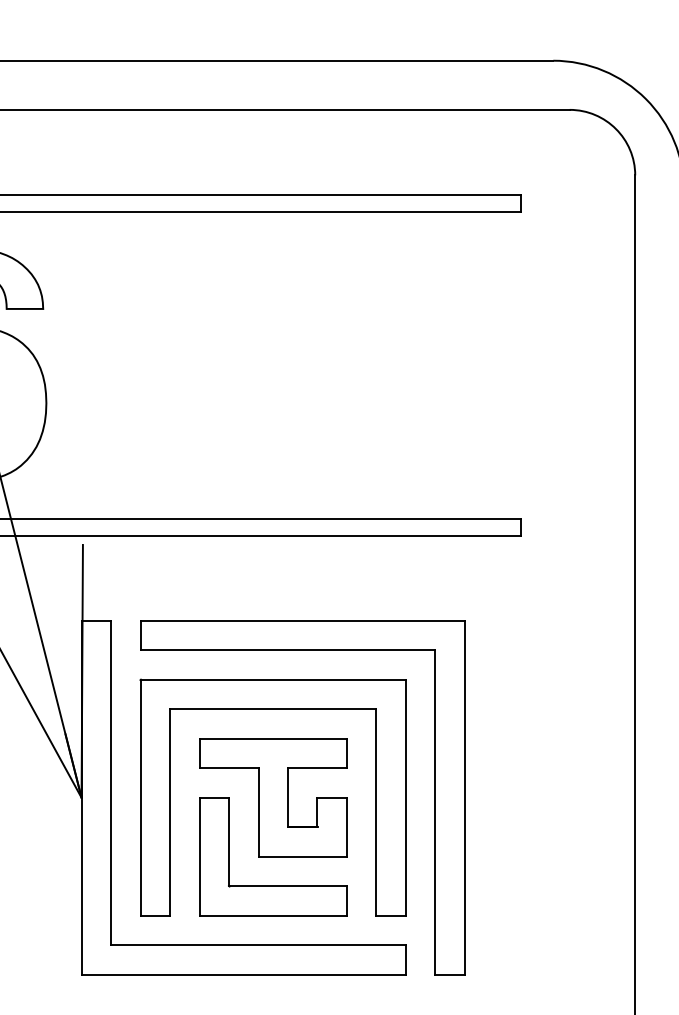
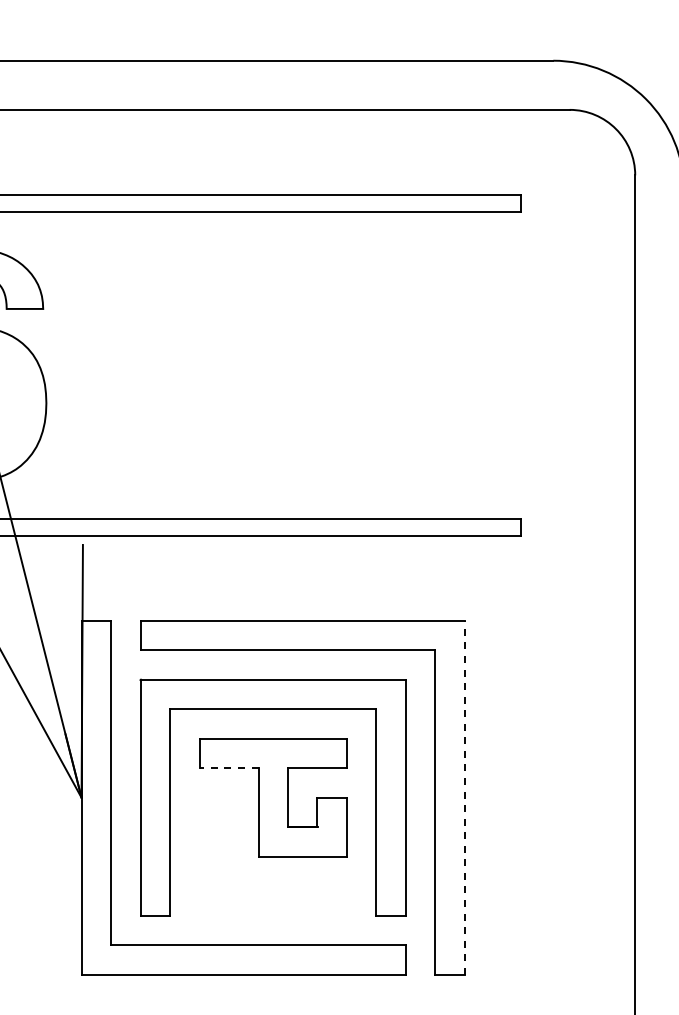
line: solid -> dashed (228, 768)
line: solid -> dashed (464, 797)
part: present -> none (273, 885)
